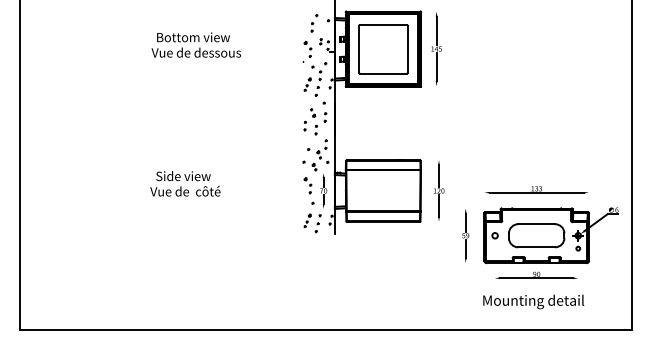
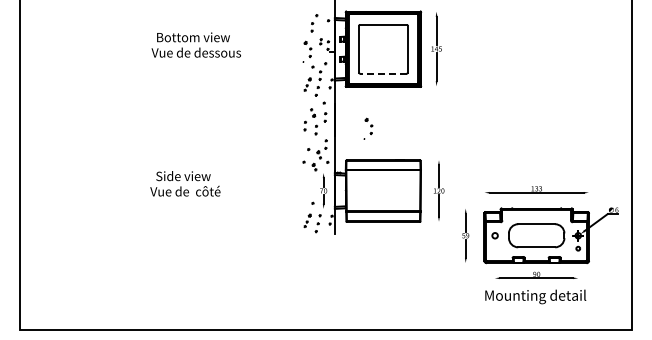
line: solid -> dashed (382, 73)
part: none -> present (368, 128)
part: present -> none (307, 185)
text position: (533, 301) -> (535, 296) (535, 296)
